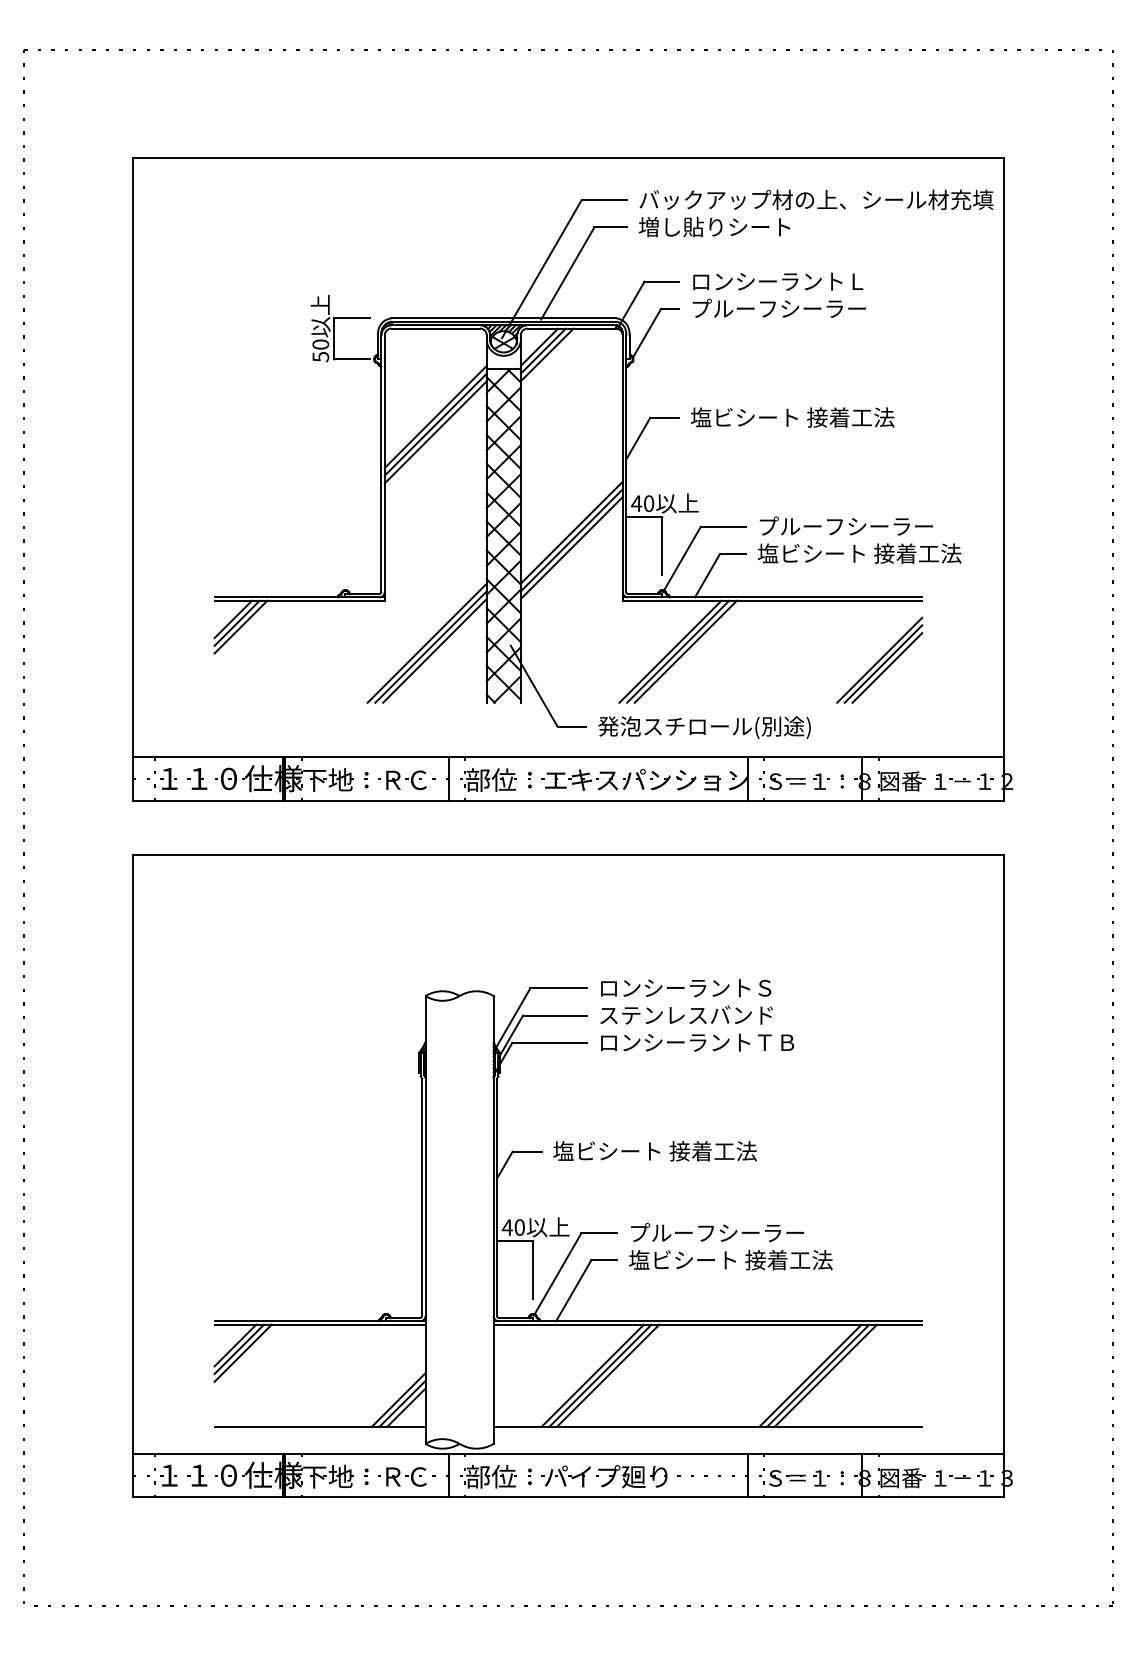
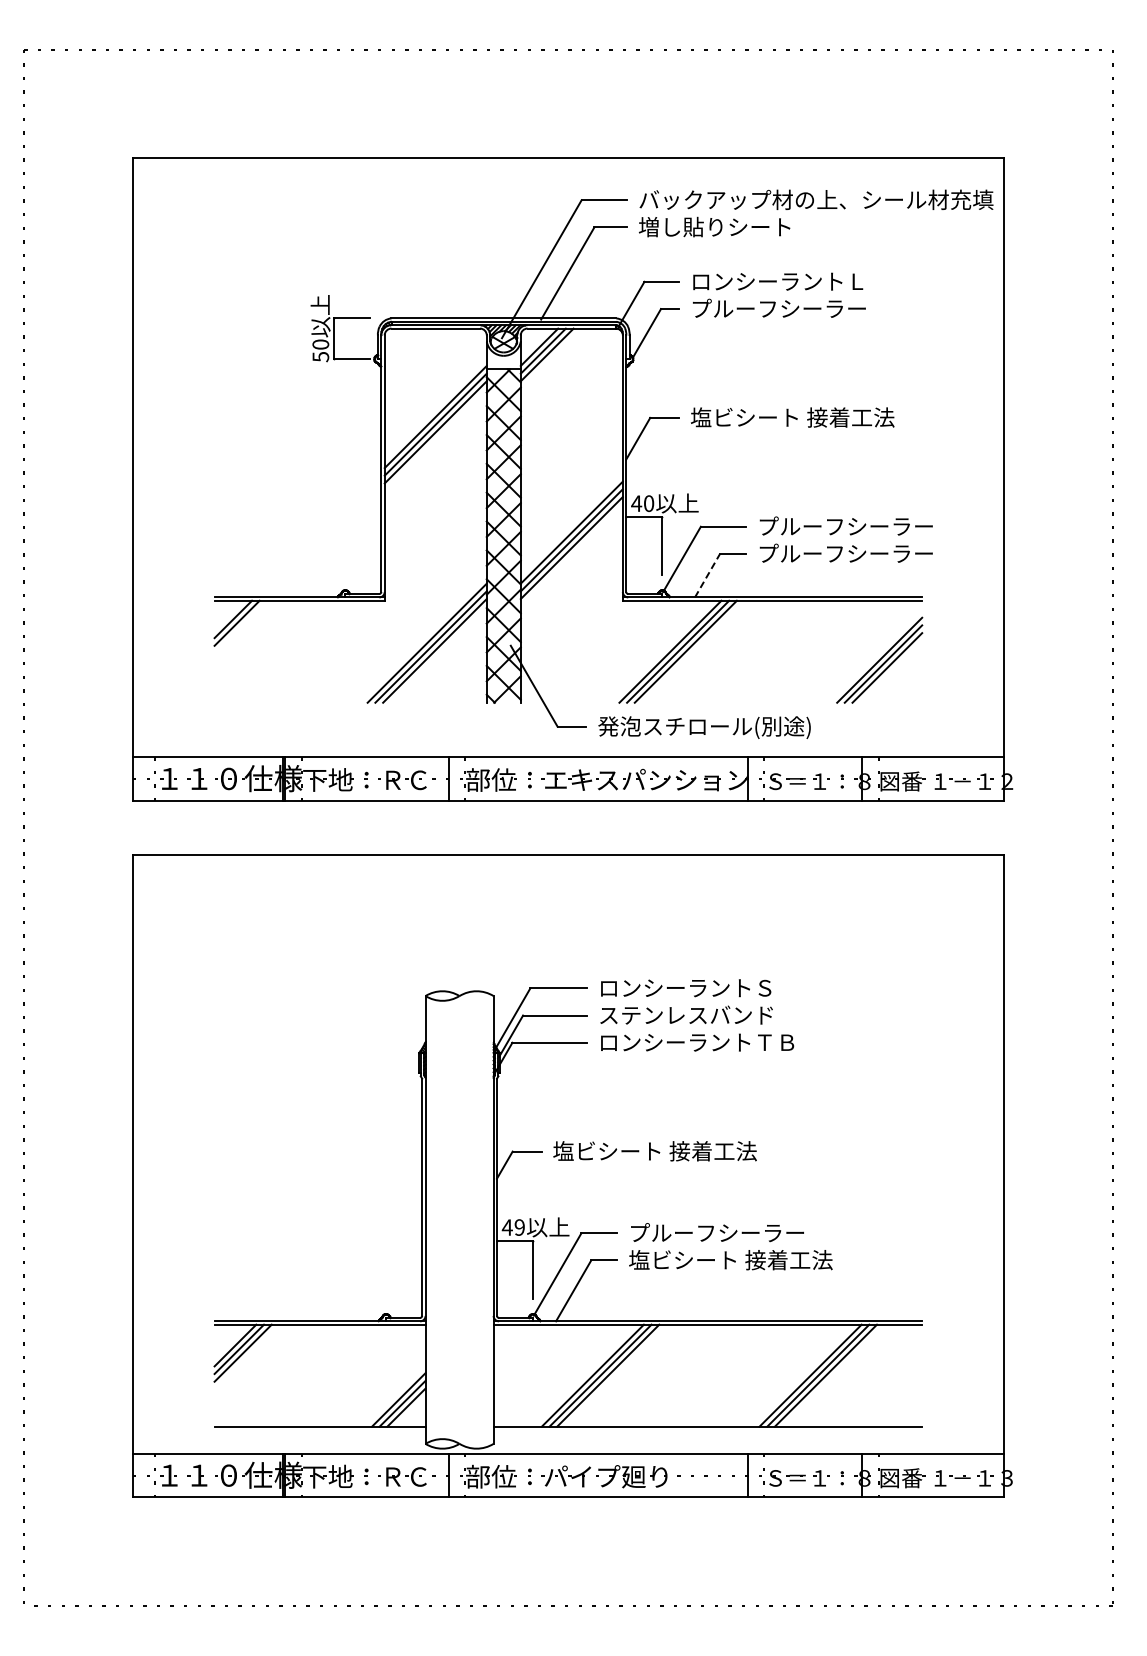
text: 塩ビシート 接着工法 -> プルーフシーラー (859, 553)
line: solid -> dashed (707, 575)
line: present -> none (240, 626)
text: 40 -> 49 (519, 1227)
